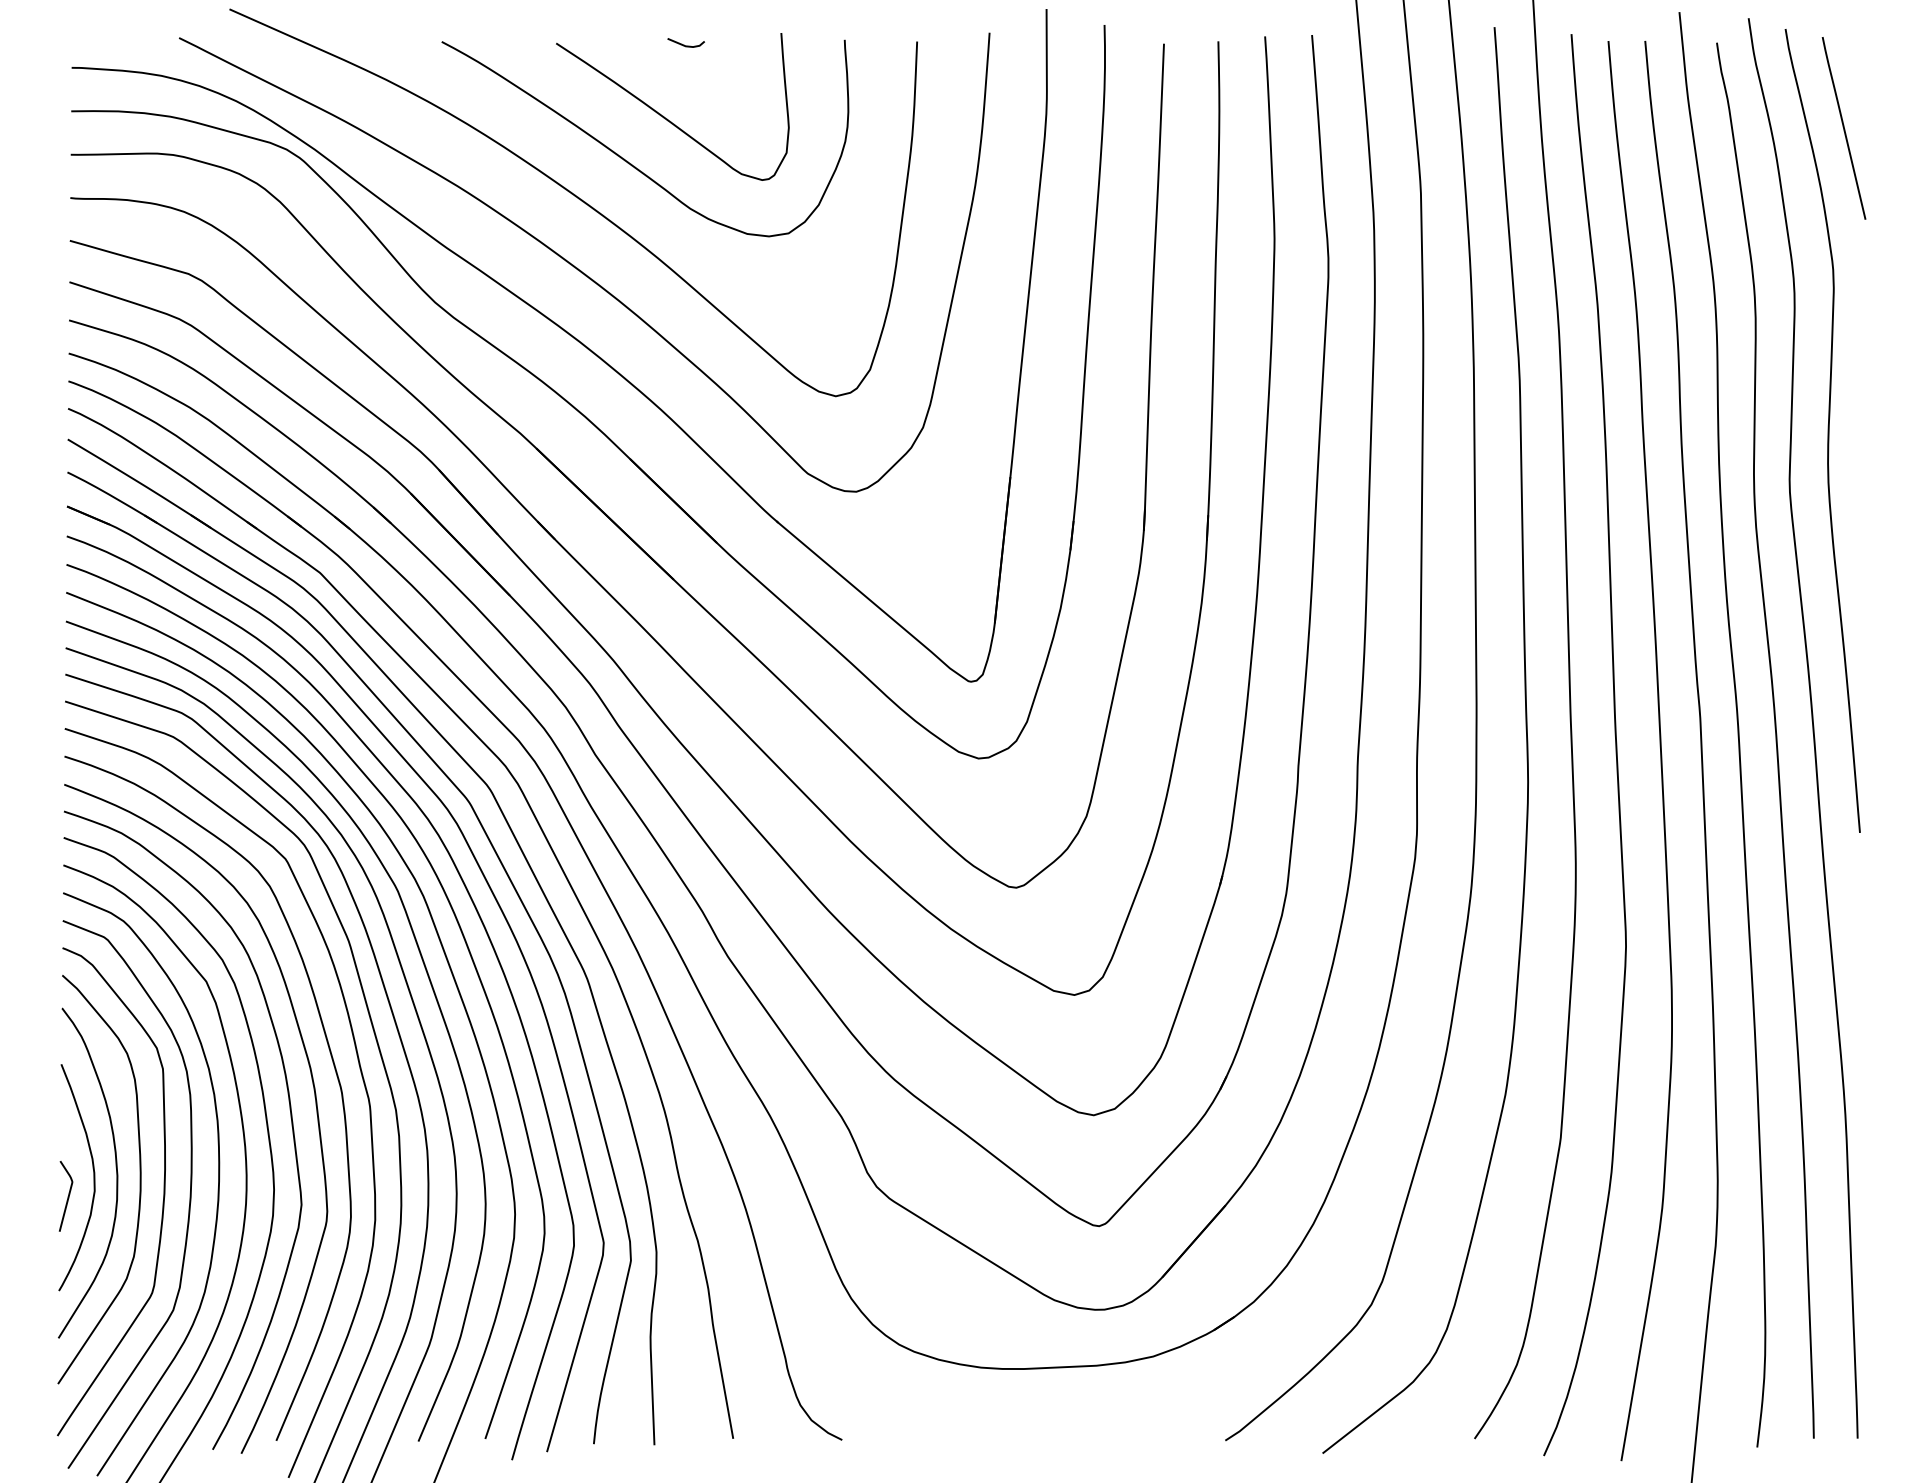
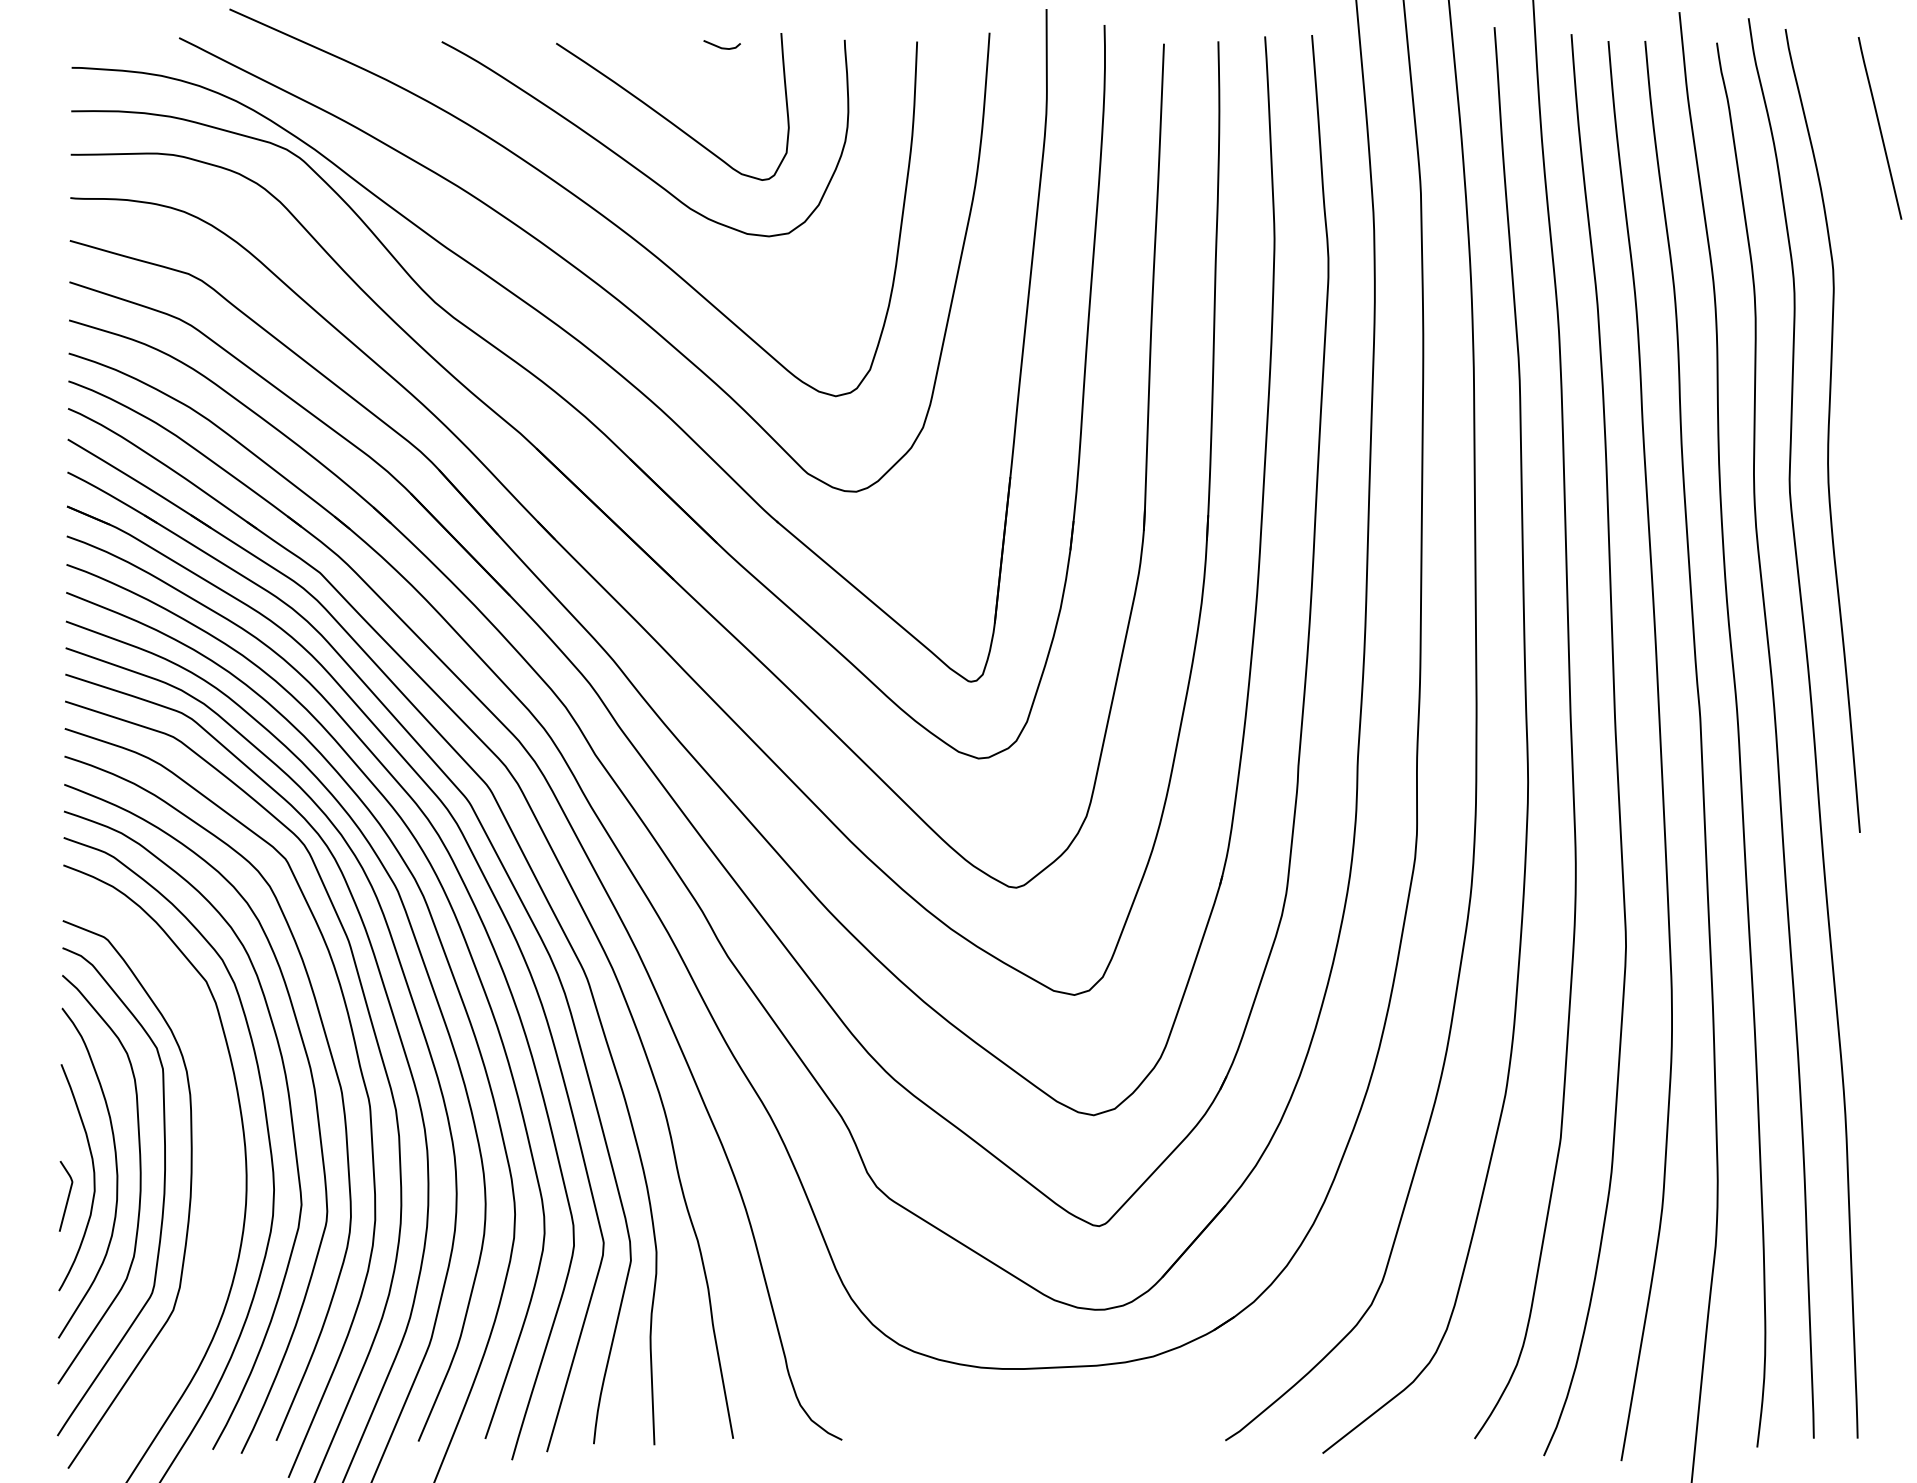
line position: (684, 44) -> (720, 46) (720, 46)
line position: (1843, 128) -> (1879, 128) (1879, 128)
curve: present -> none (217, 1189)
